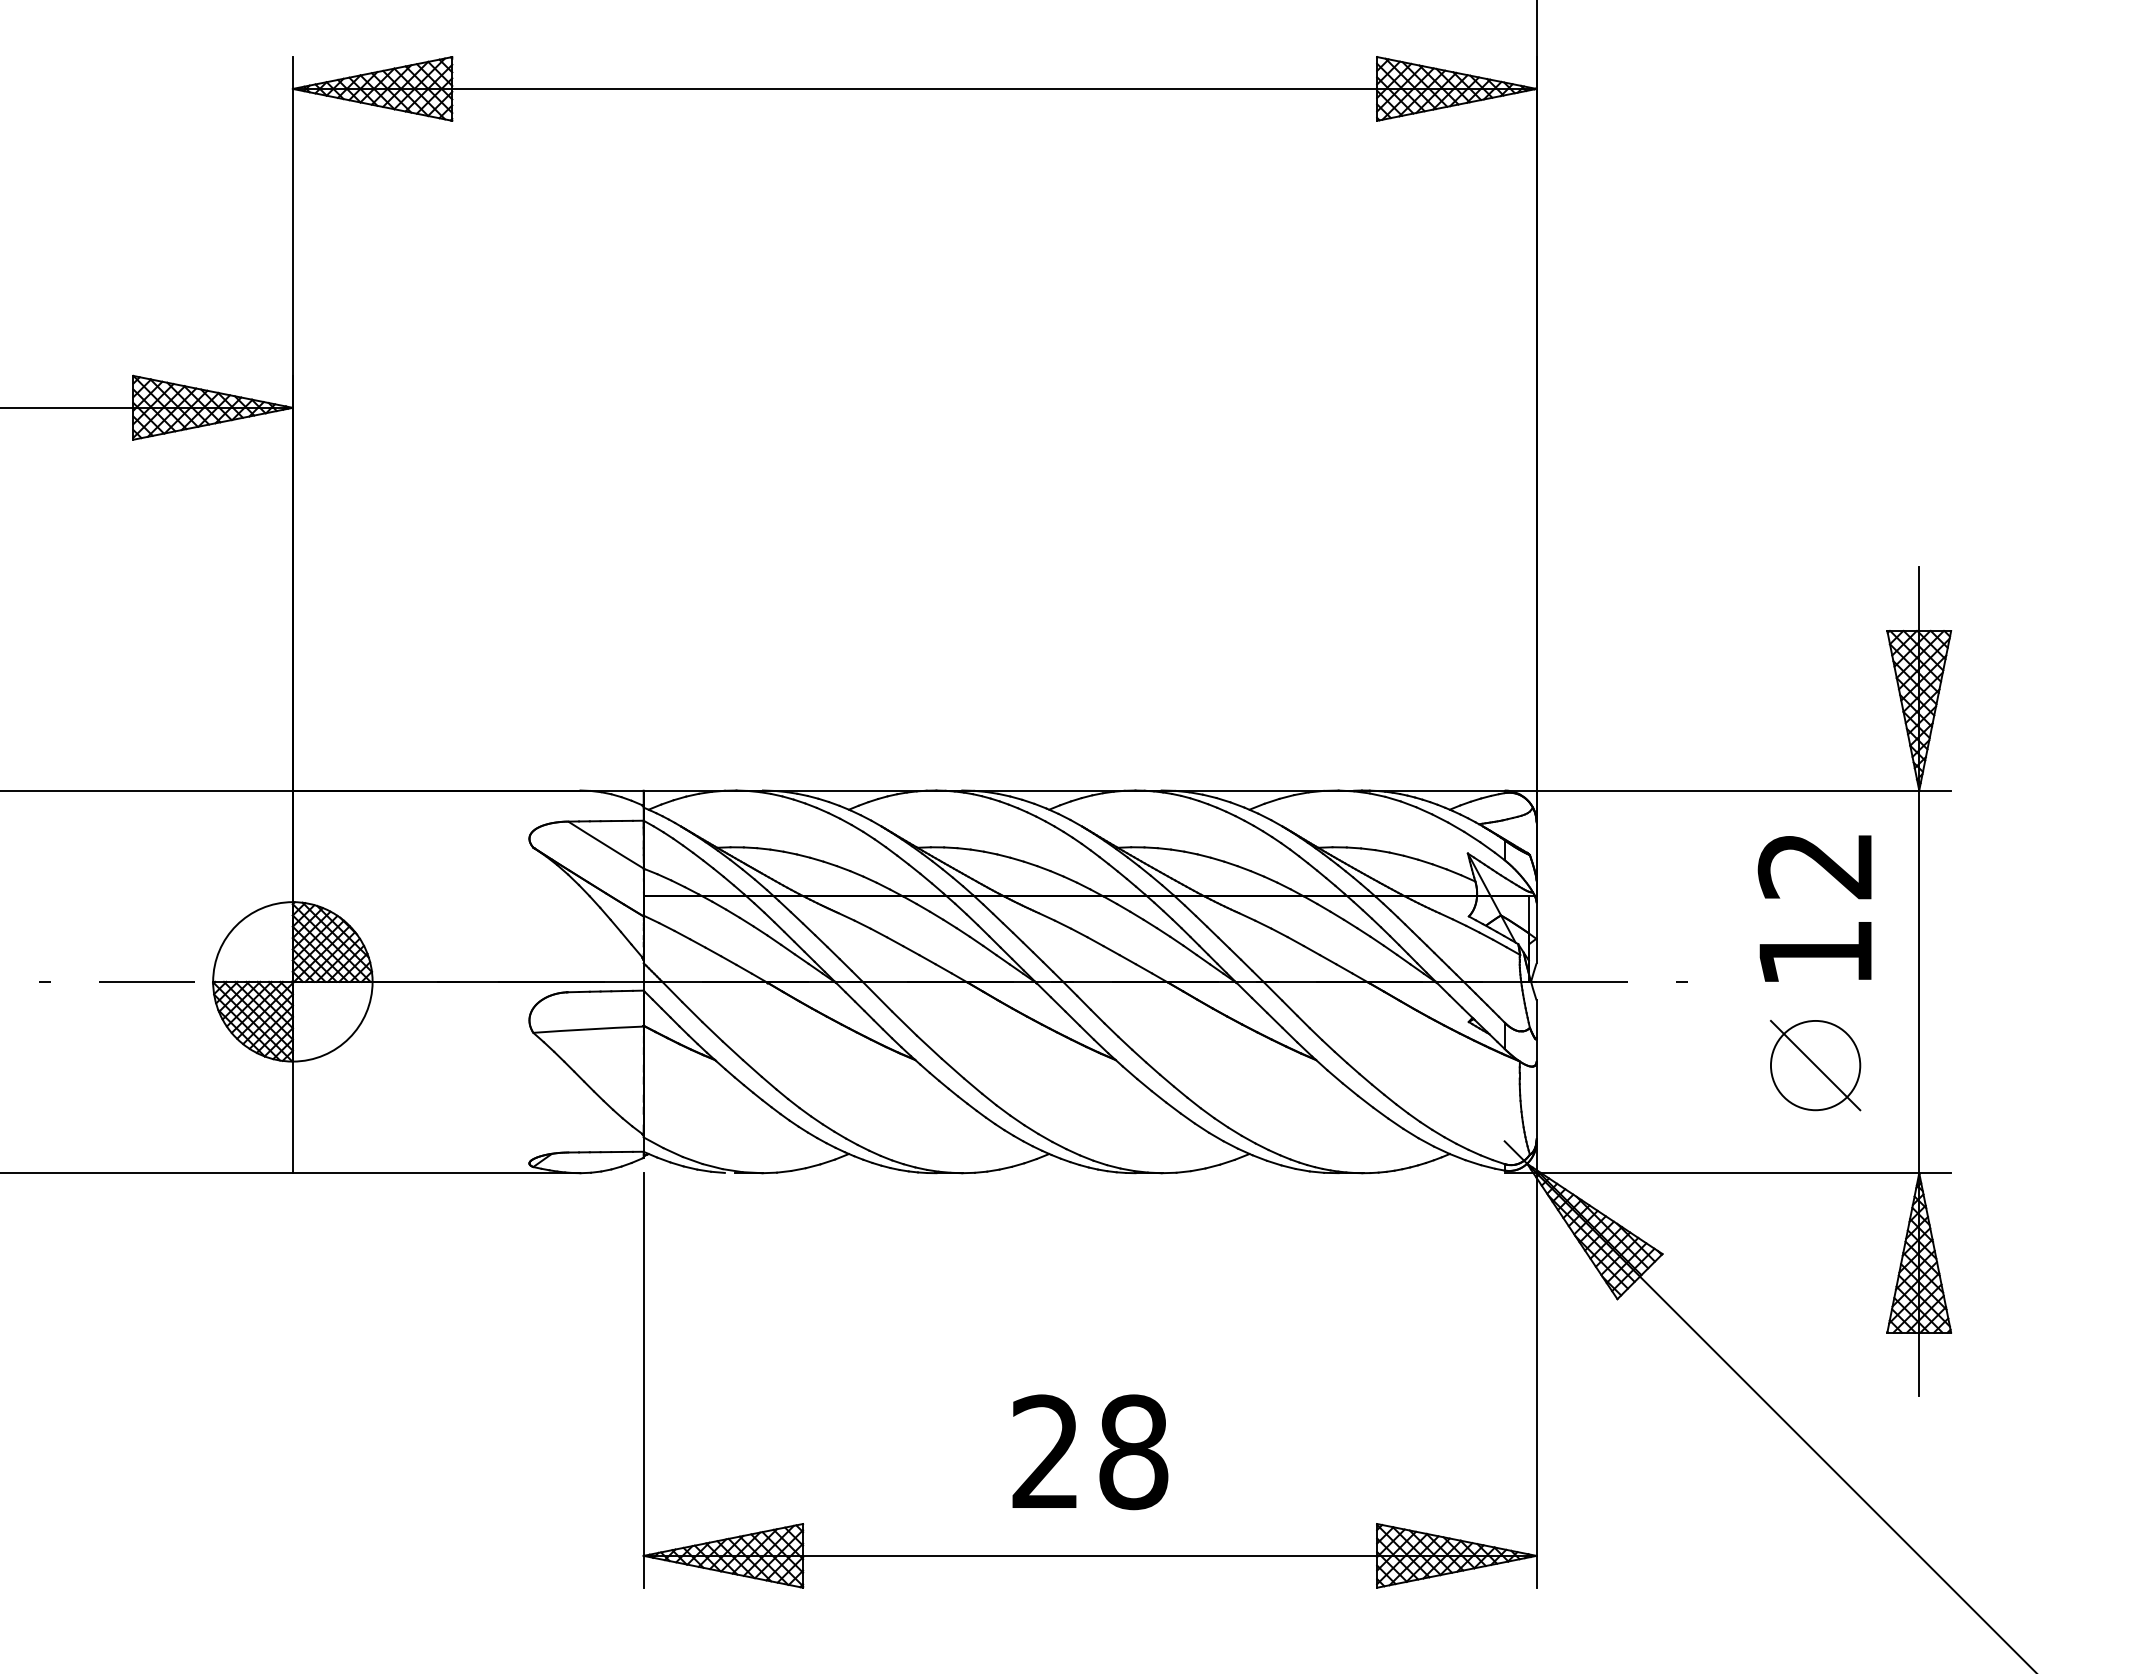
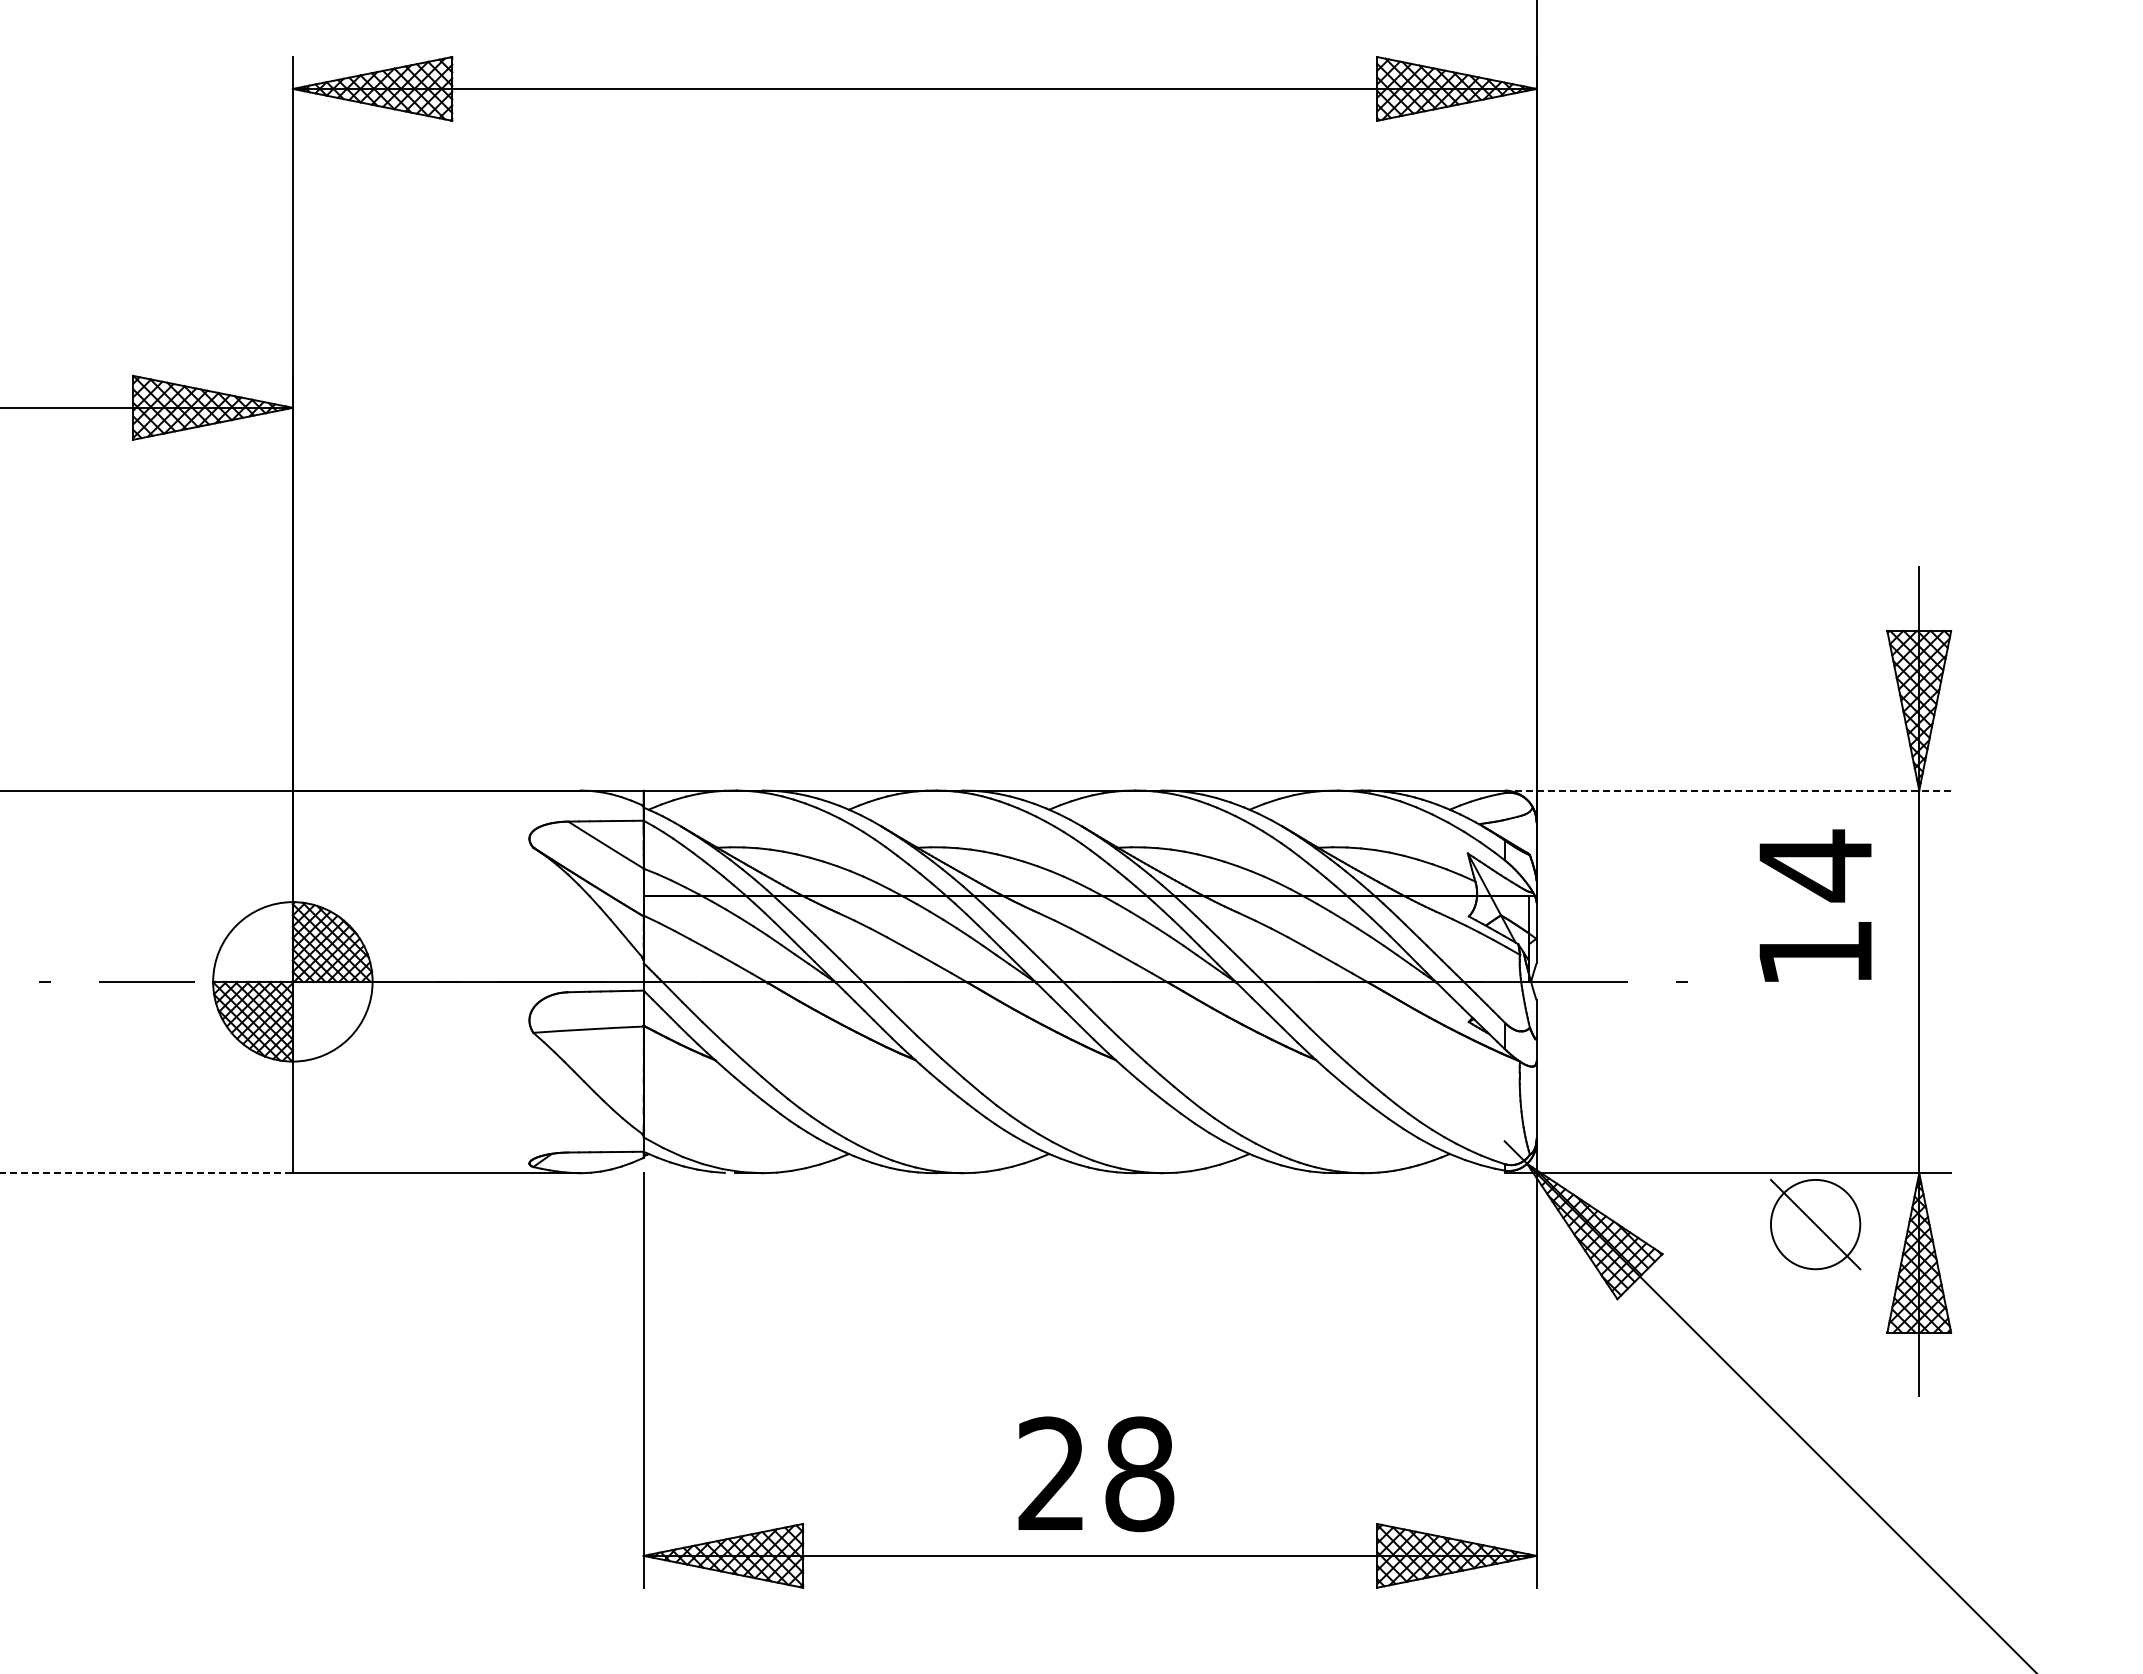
line: solid -> dashed (1727, 790)
text: 12 -> 14 (1814, 865)
part position: (1815, 1065) -> (1815, 1224) (1815, 1224)
line: solid -> dashed (146, 1173)
text position: (1090, 1452) -> (1096, 1474) (1096, 1474)
